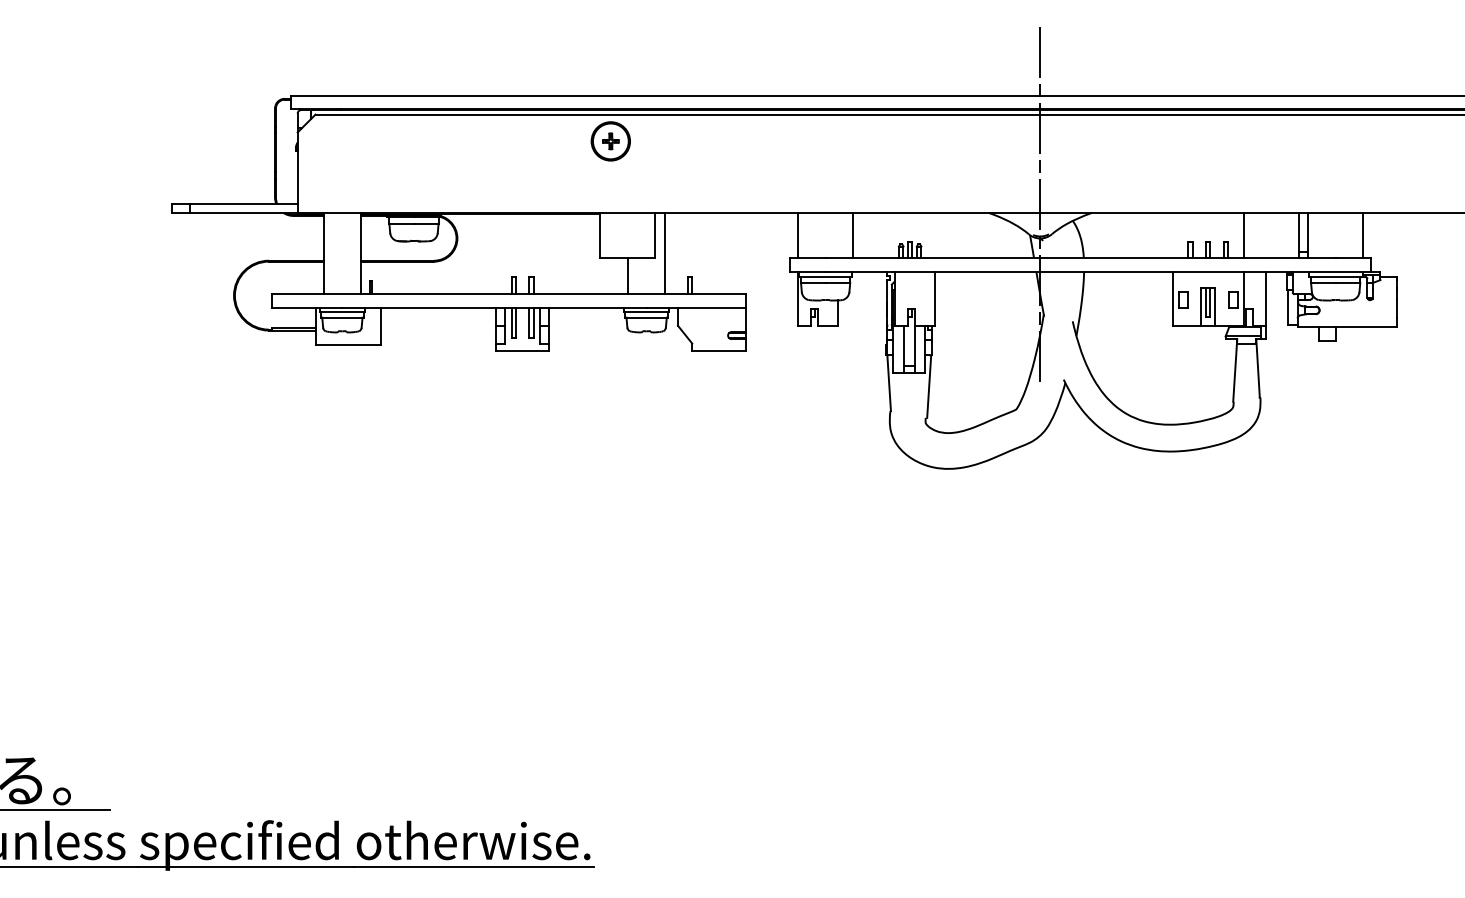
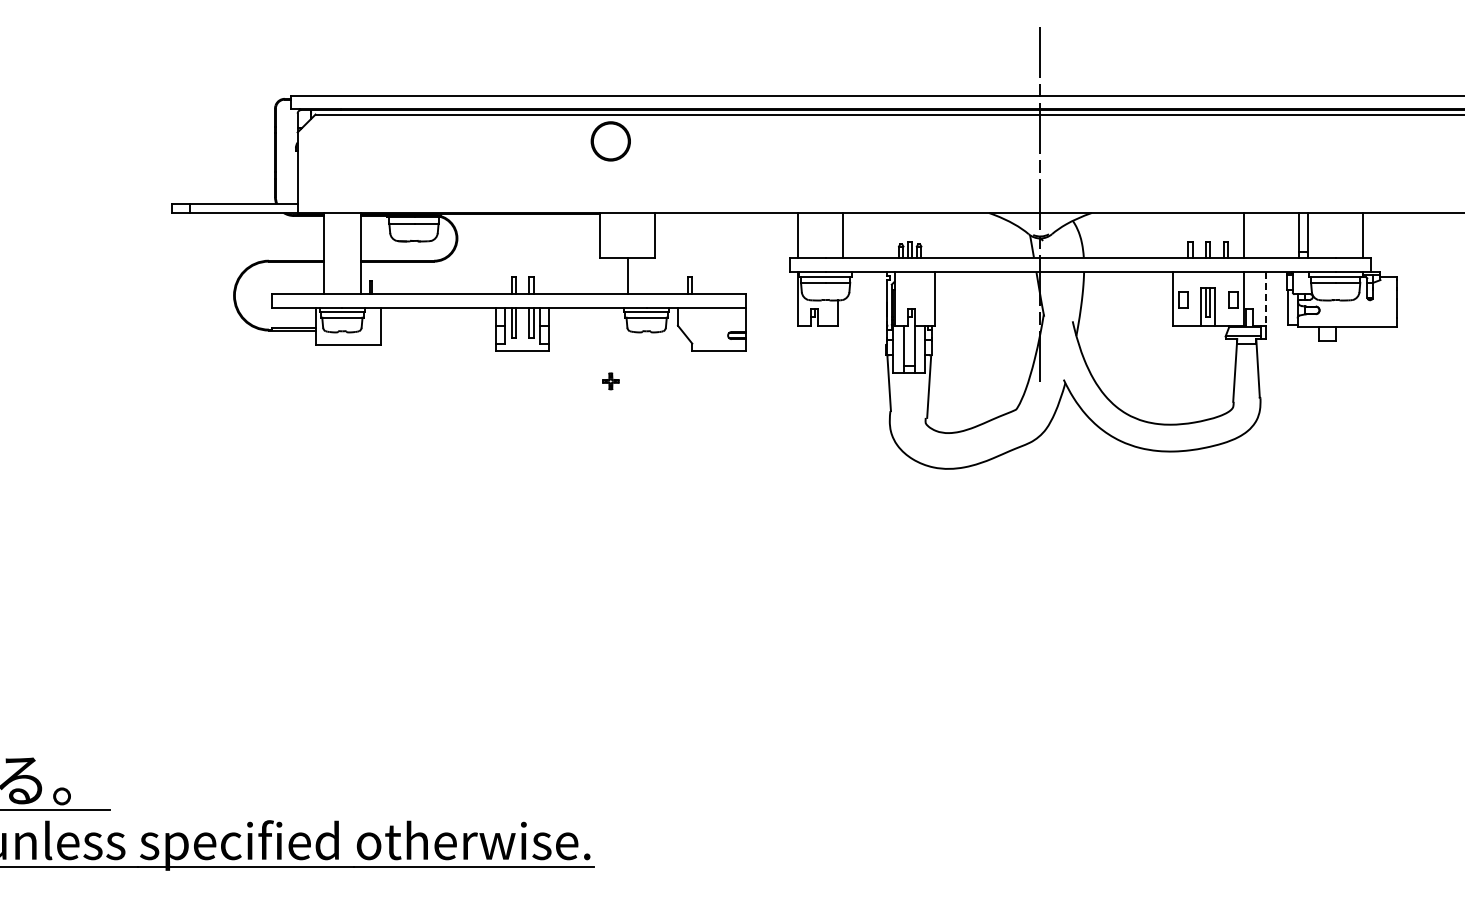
part position: (610, 141) -> (610, 381) (610, 381)
line position: (853, 235) -> (843, 235) (843, 235)
line: present -> none (665, 253)
line: solid -> dashed (1265, 298)
